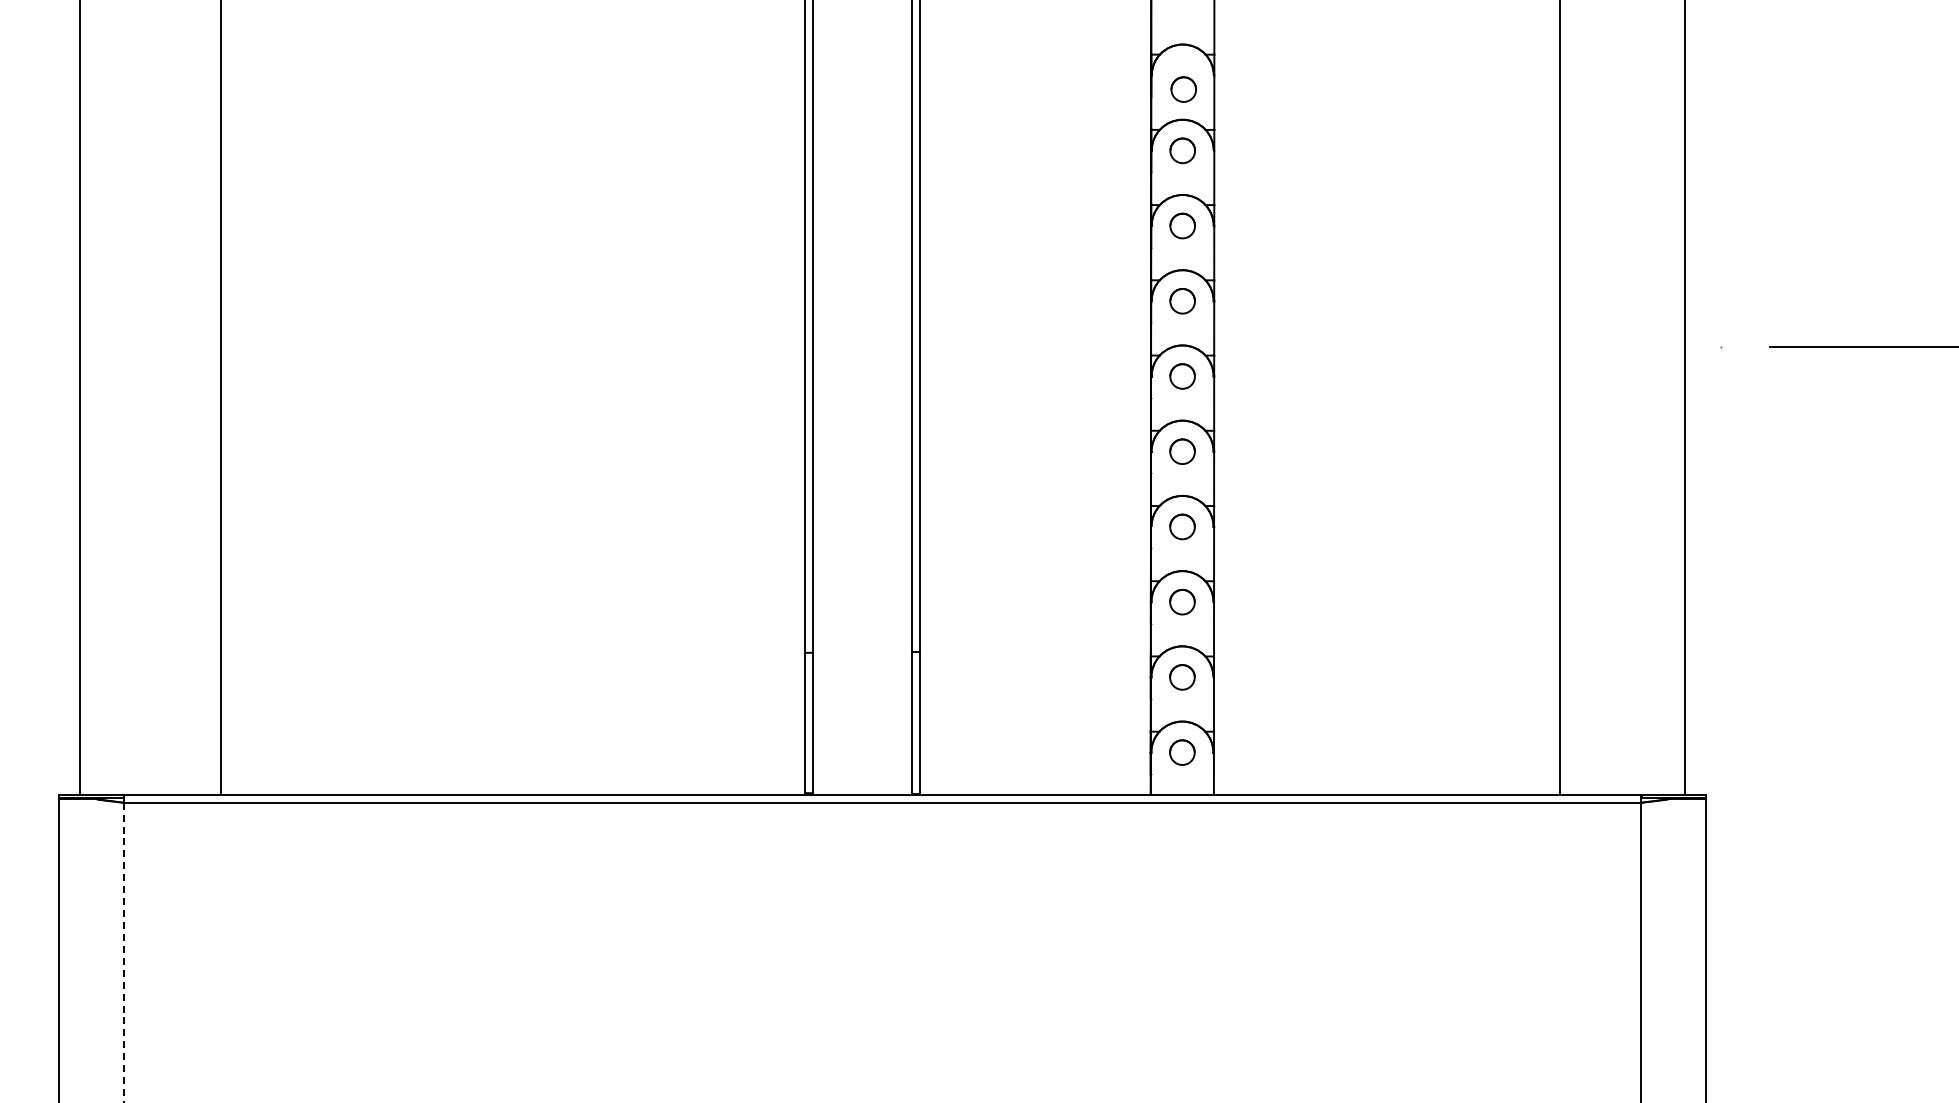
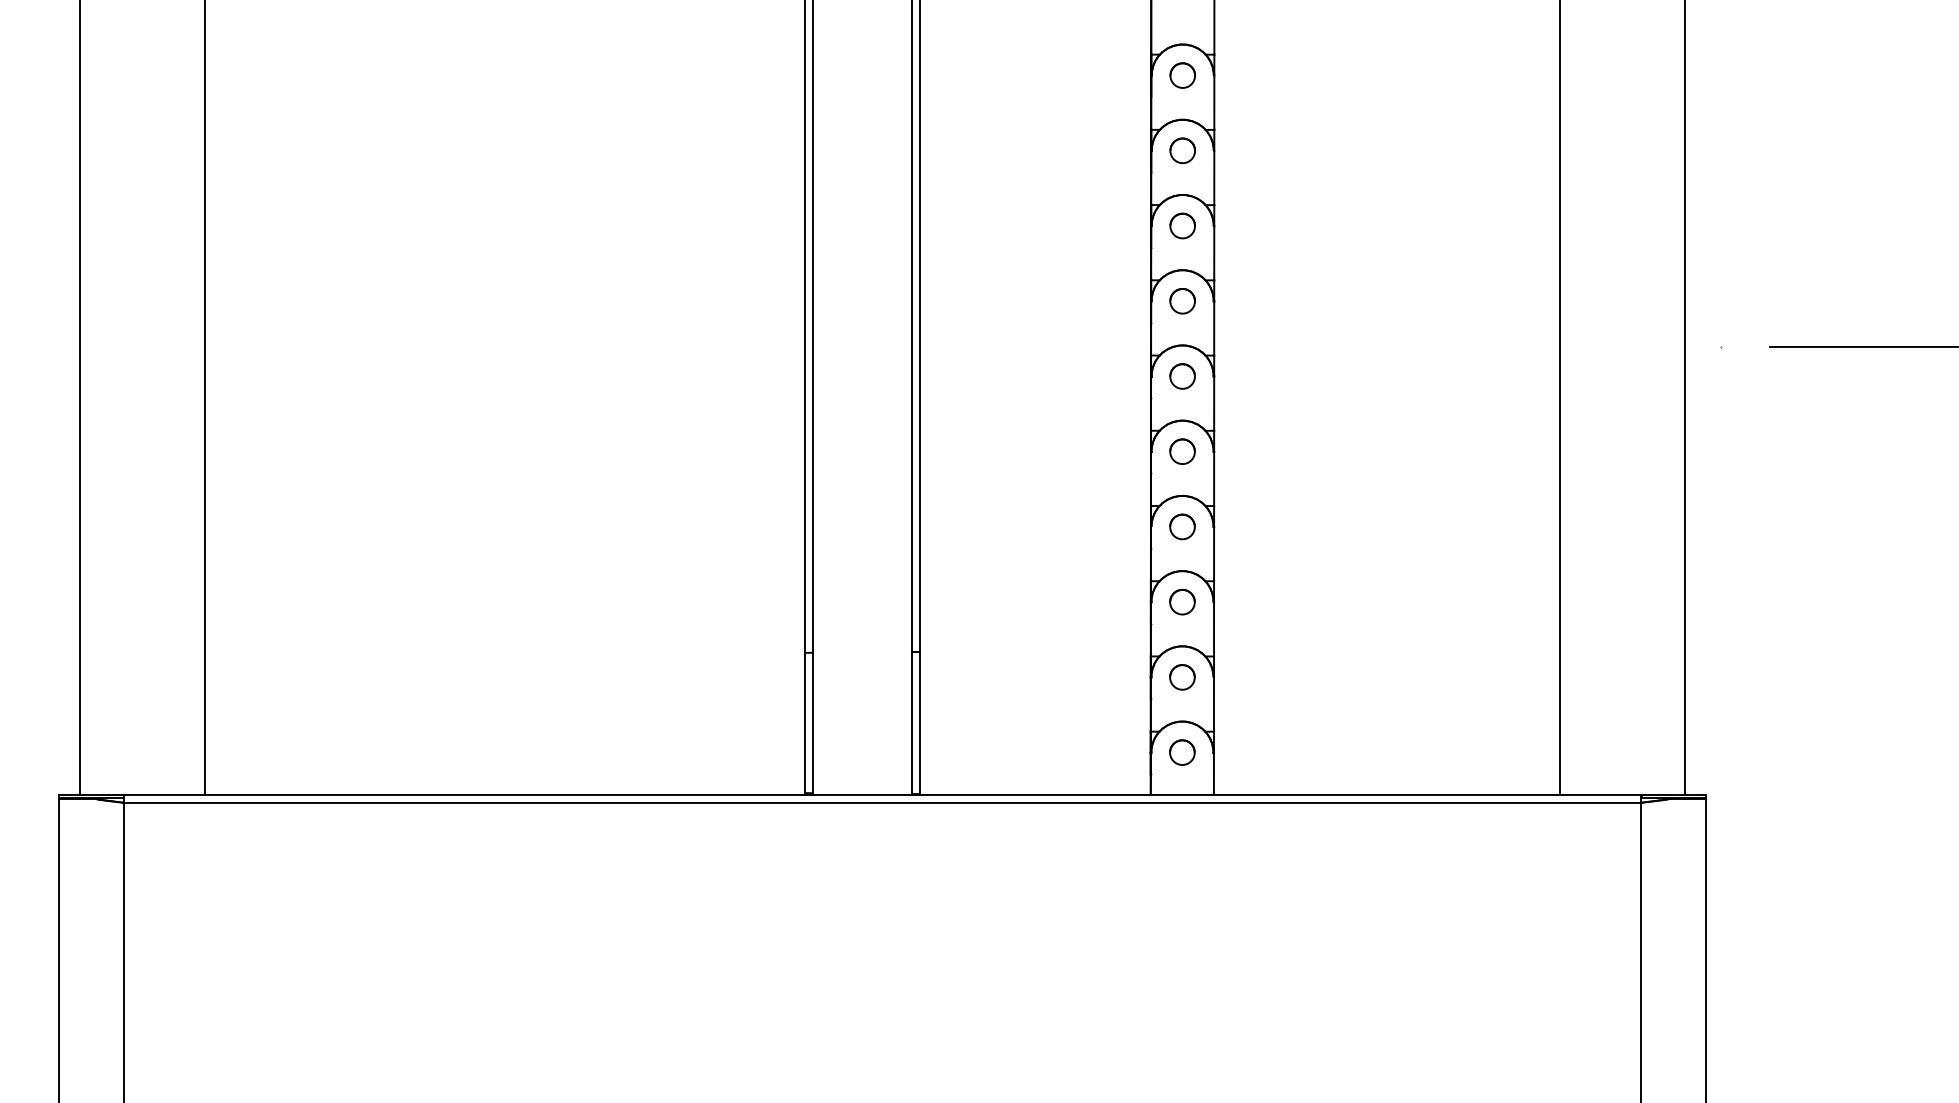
circle position: (1183, 89) -> (1182, 75) (1182, 75)
line position: (221, 398) -> (205, 398) (205, 398)
line: dashed -> solid (124, 952)
